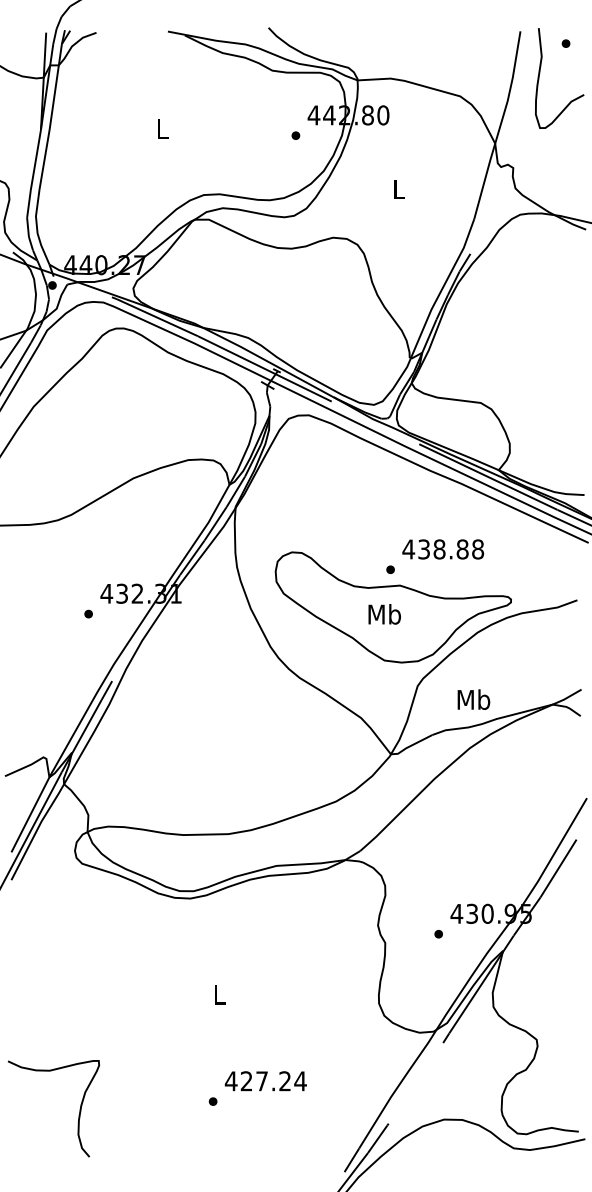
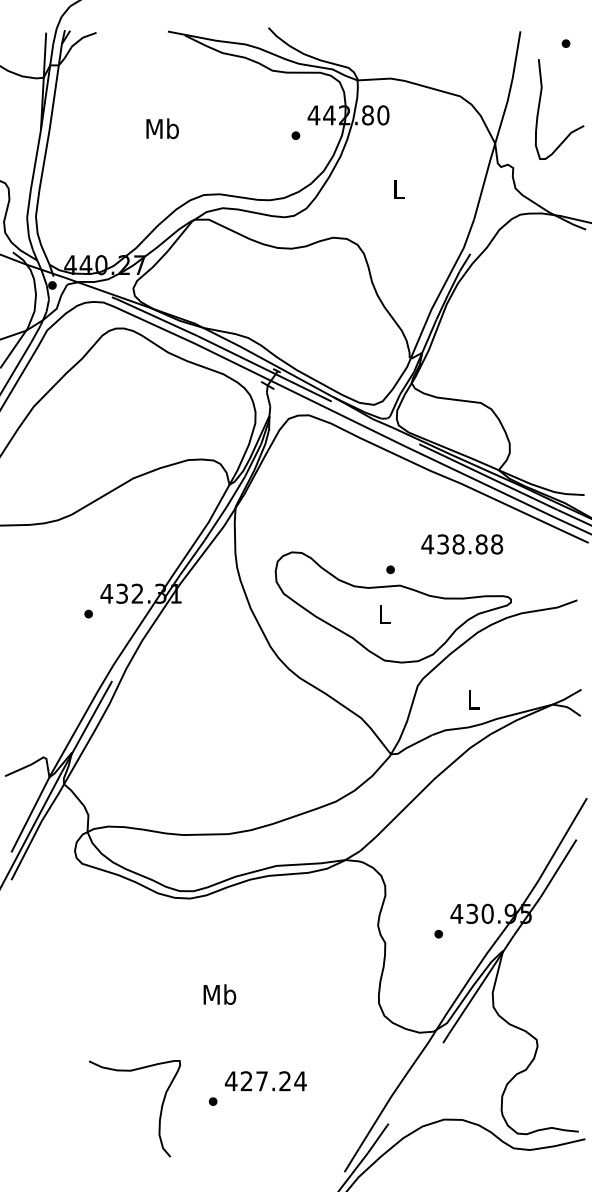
curve position: (540, 73) -> (540, 104) (540, 104)
text: L -> Mb (162, 128)
text position: (443, 549) -> (462, 544) (462, 544)
text: Mb -> L (384, 614)
text: Mb -> L (473, 699)
text: L -> Mb (219, 994)
curve position: (79, 1108) -> (160, 1108) (160, 1108)
